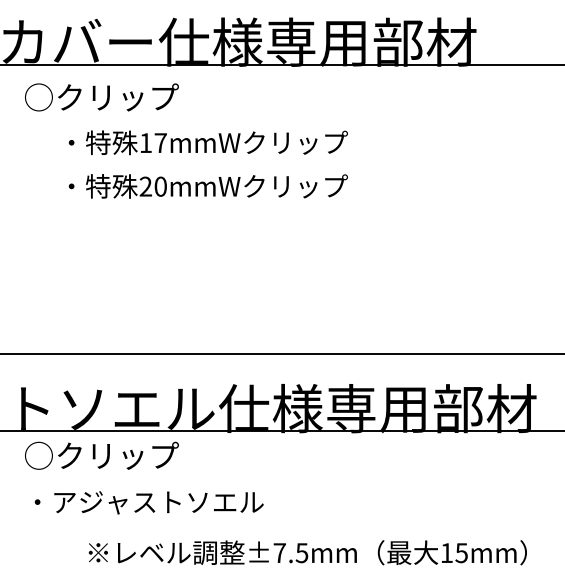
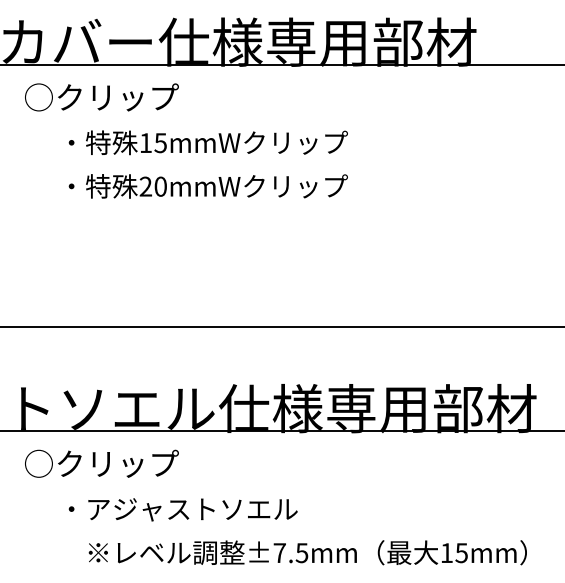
text: 17mmW -> 15mmW (160, 143)
line position: (281, 353) -> (281, 326) (281, 326)
text position: (101, 455) -> (101, 463) (101, 463)
text position: (148, 502) -> (182, 509) (182, 509)
